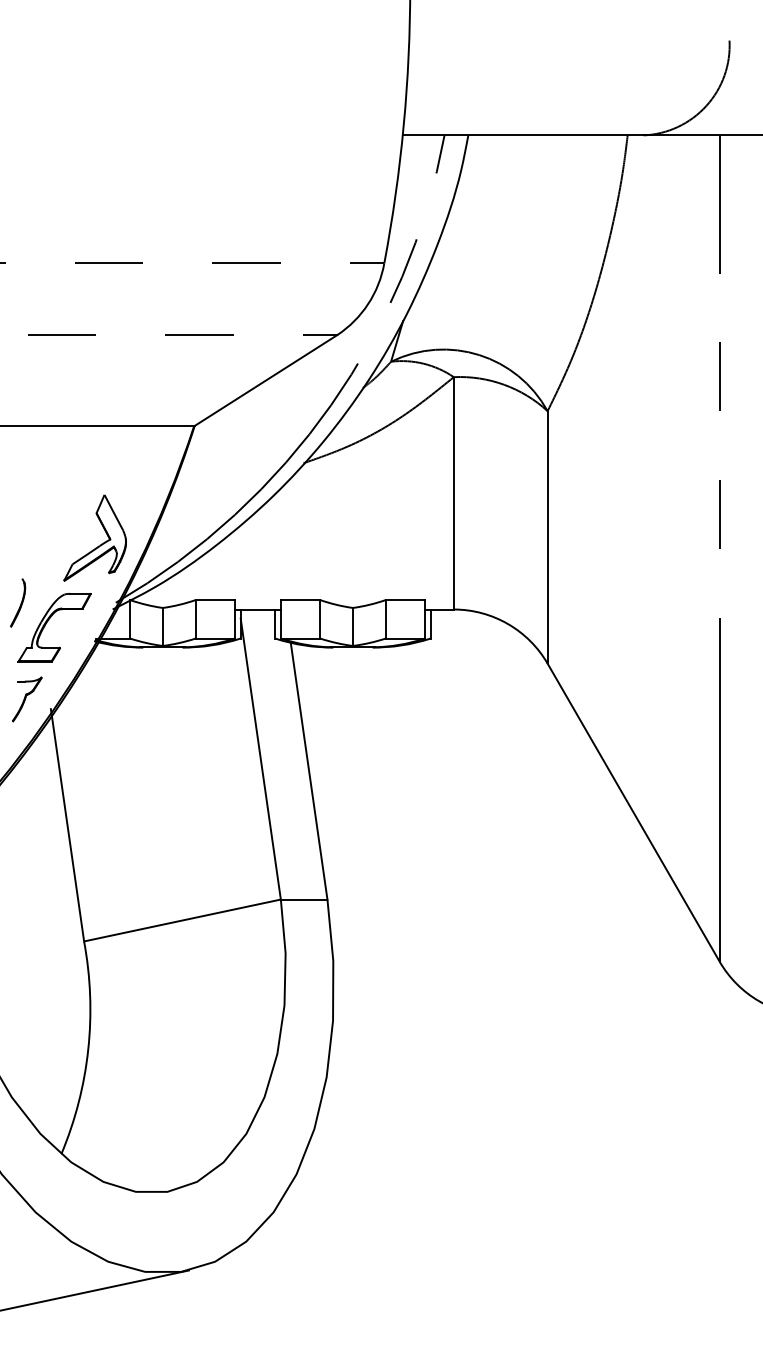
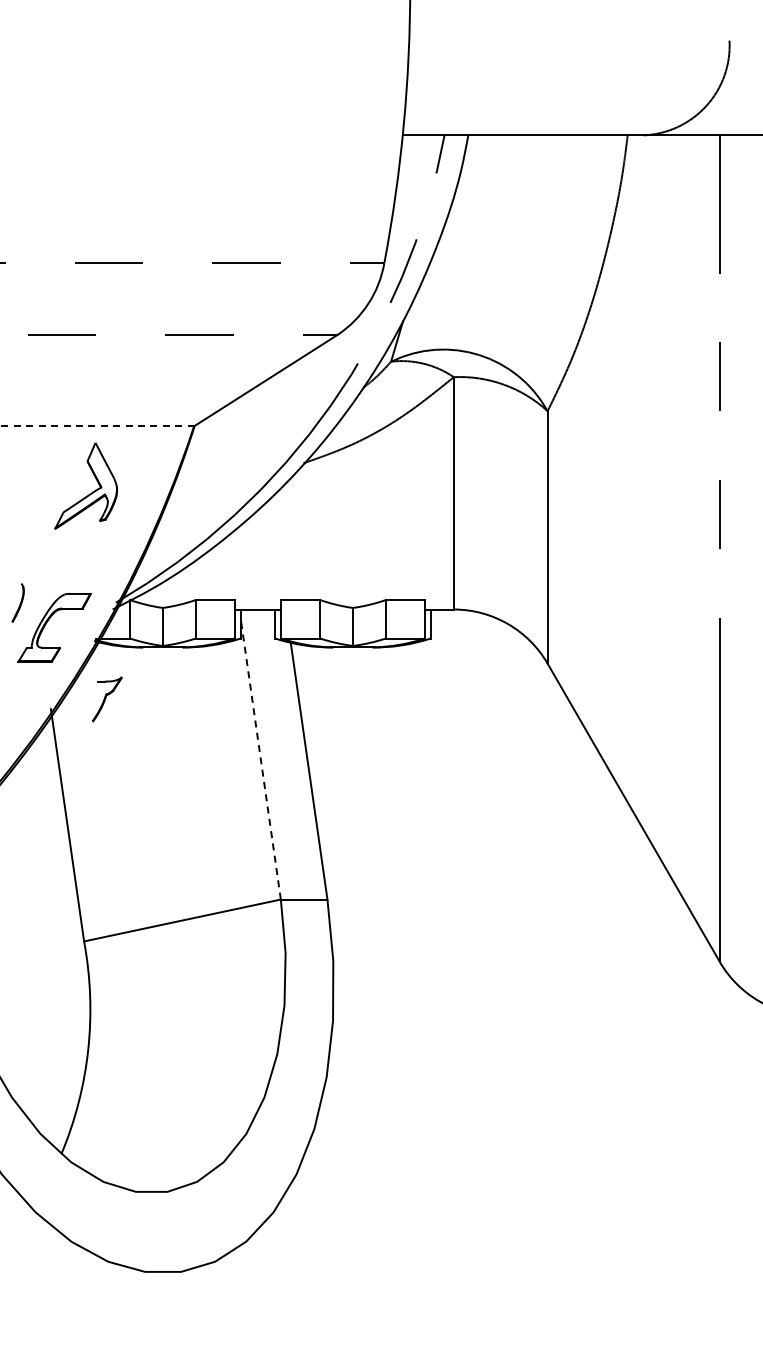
line: solid -> dashed (97, 425)
part position: (98, 545) -> (89, 493) (89, 493)
part size: 17x50 px -> 14x40 px (17, 602)
part position: (27, 699) -> (107, 699) (107, 699)
line: solid -> dashed (260, 759)
line: present -> none (95, 1290)
